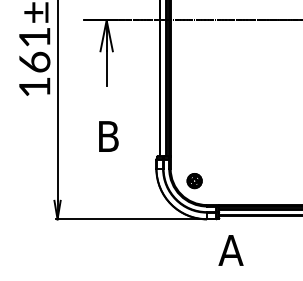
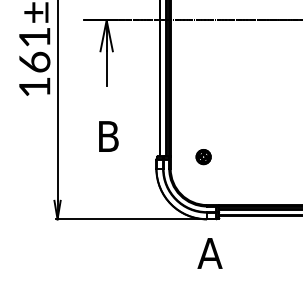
part position: (194, 181) -> (203, 157) (203, 157)
text position: (230, 250) -> (209, 253) (209, 253)
